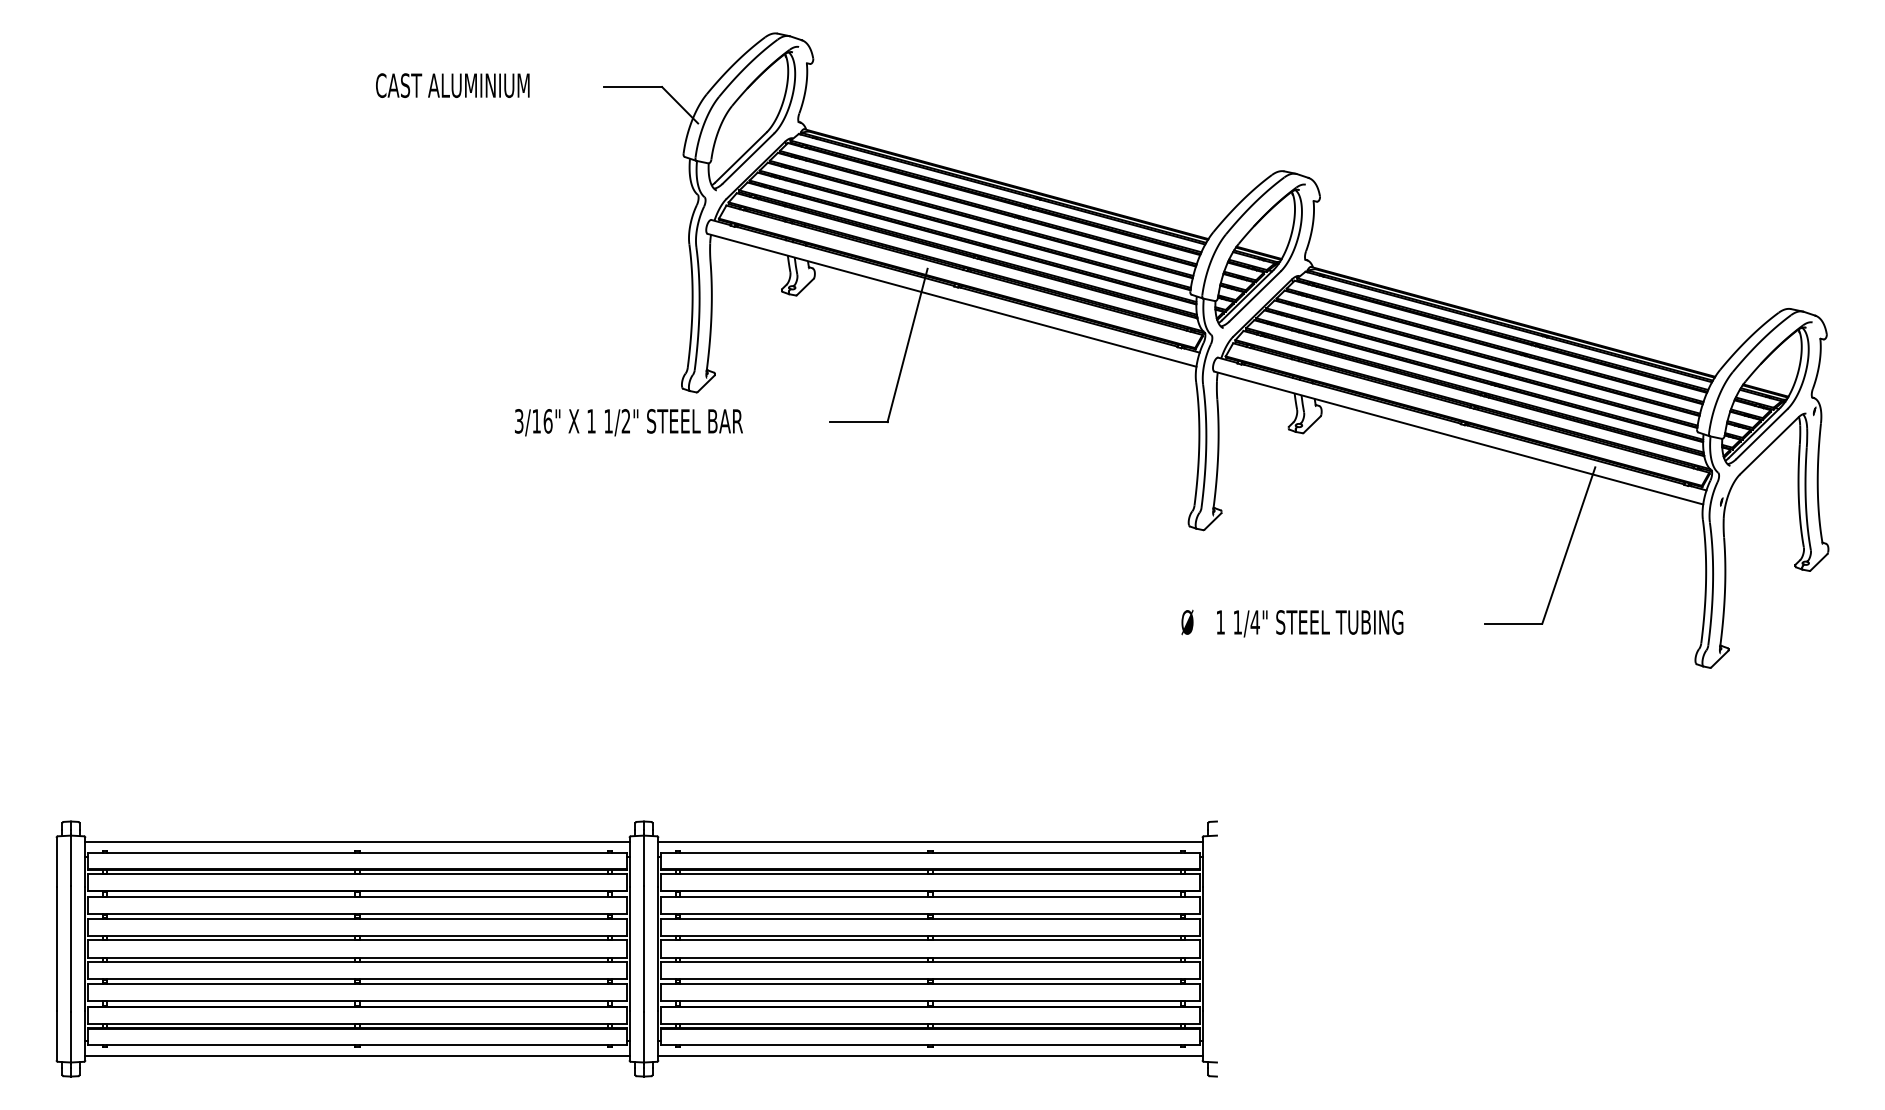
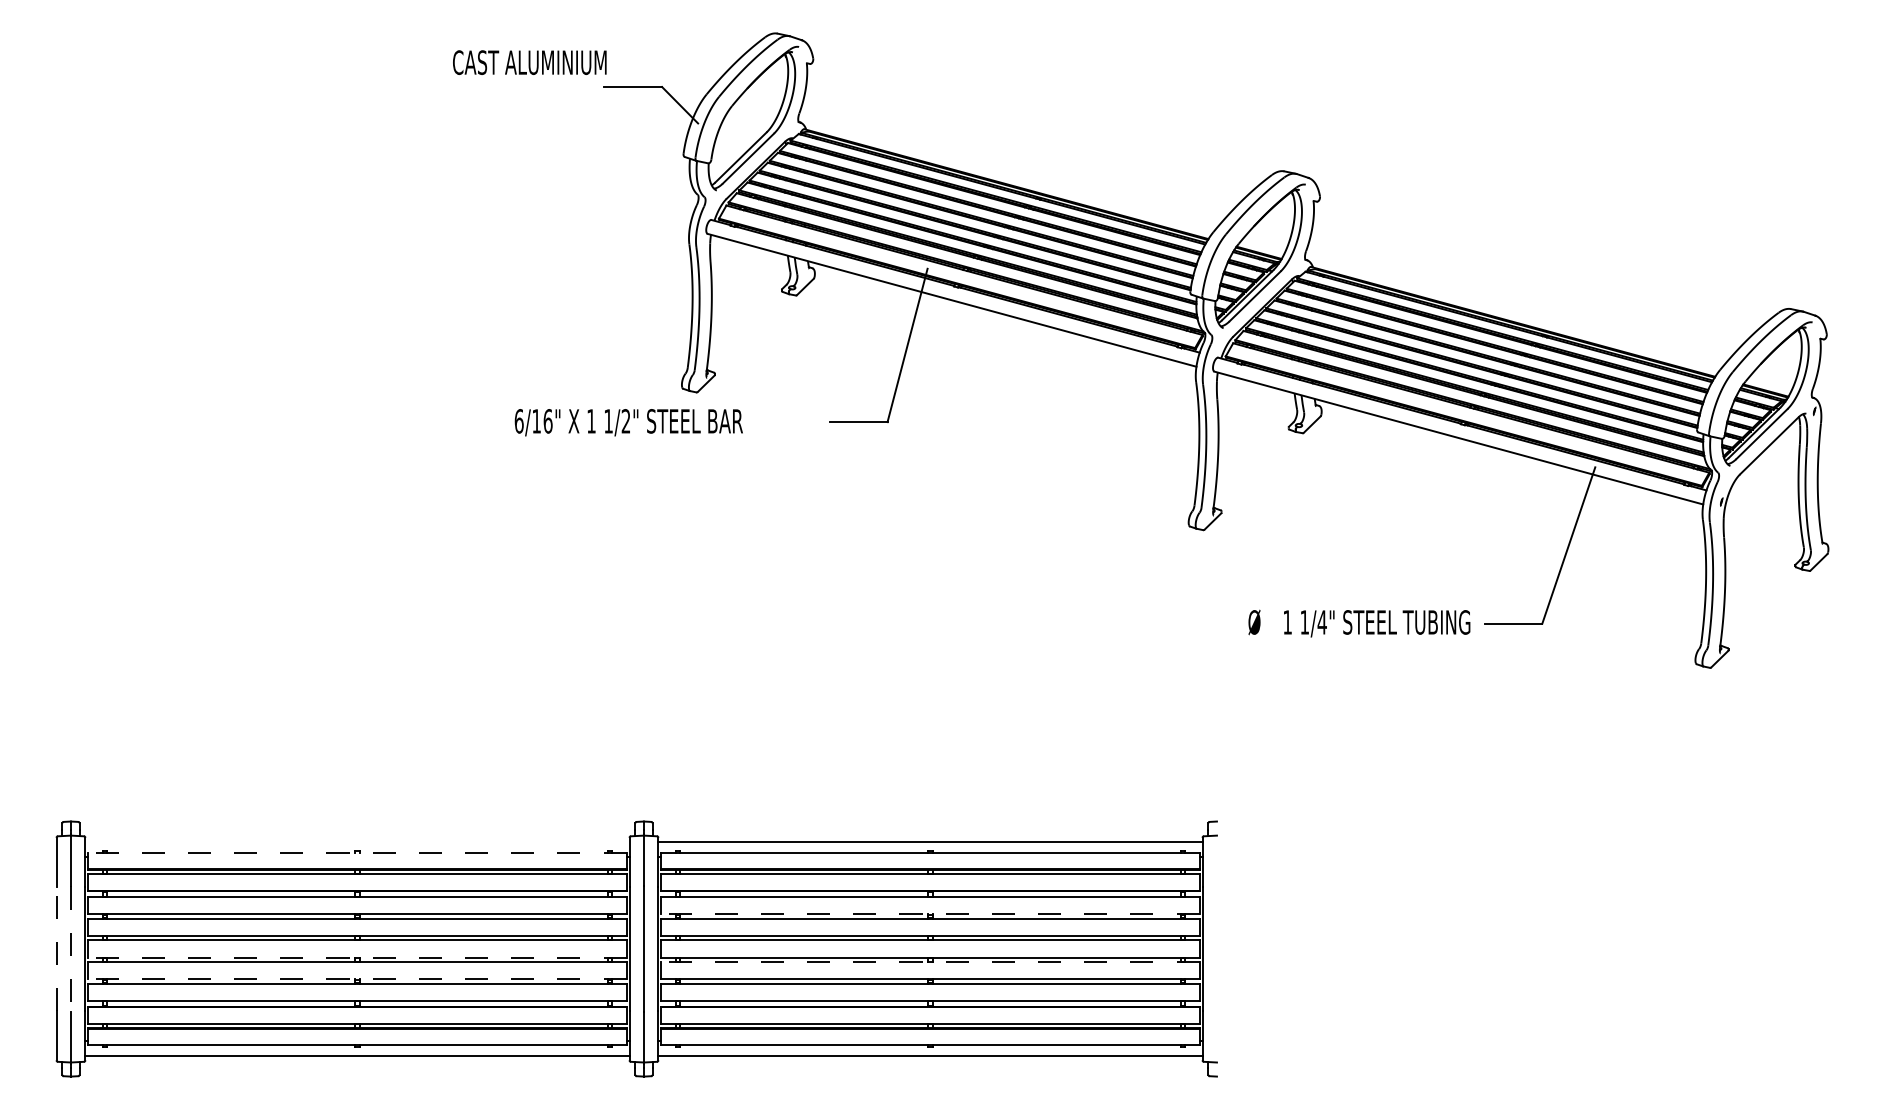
text position: (452, 85) -> (529, 62) (529, 62)
text: 3/16" -> 6/16" (518, 421)
text position: (1292, 623) -> (1359, 623) (1359, 623)
line: present -> none (357, 842)
line: solid -> dashed (356, 853)
line: solid -> dashed (929, 914)
line: solid -> dashed (56, 948)
line: solid -> dashed (70, 949)
line: solid -> dashed (356, 957)
line: solid -> dashed (929, 962)
line: solid -> dashed (356, 979)
